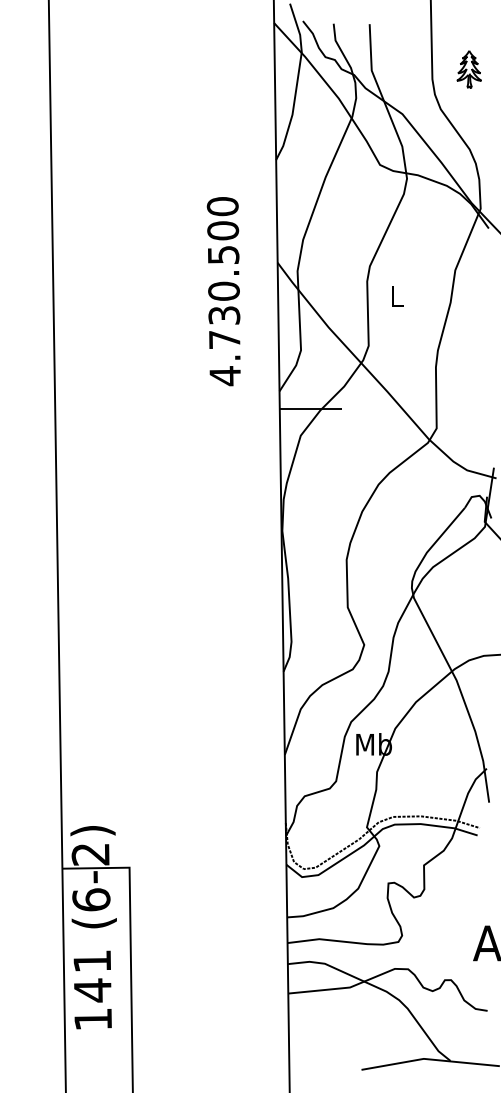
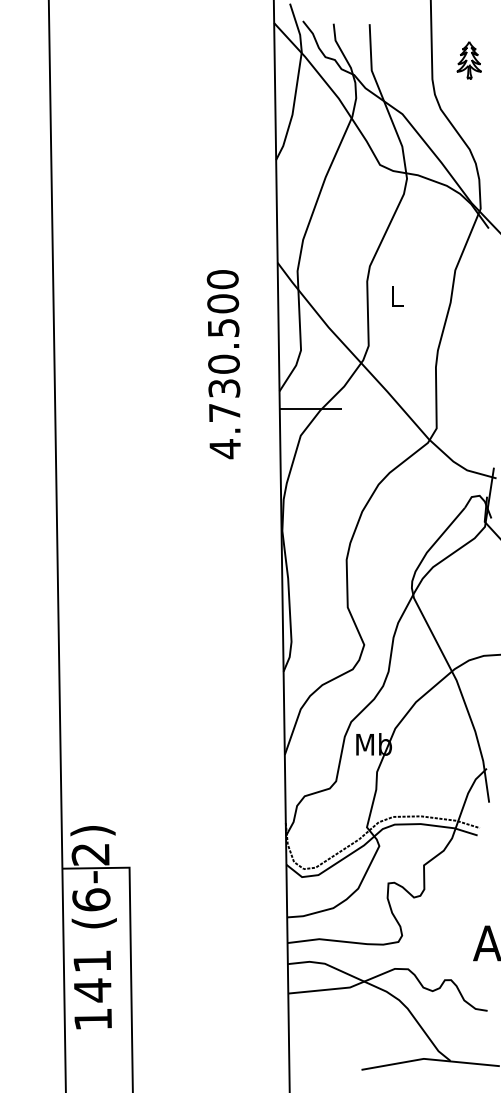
part position: (468, 69) -> (468, 60) (468, 60)
text position: (223, 291) -> (223, 364) (223, 364)
